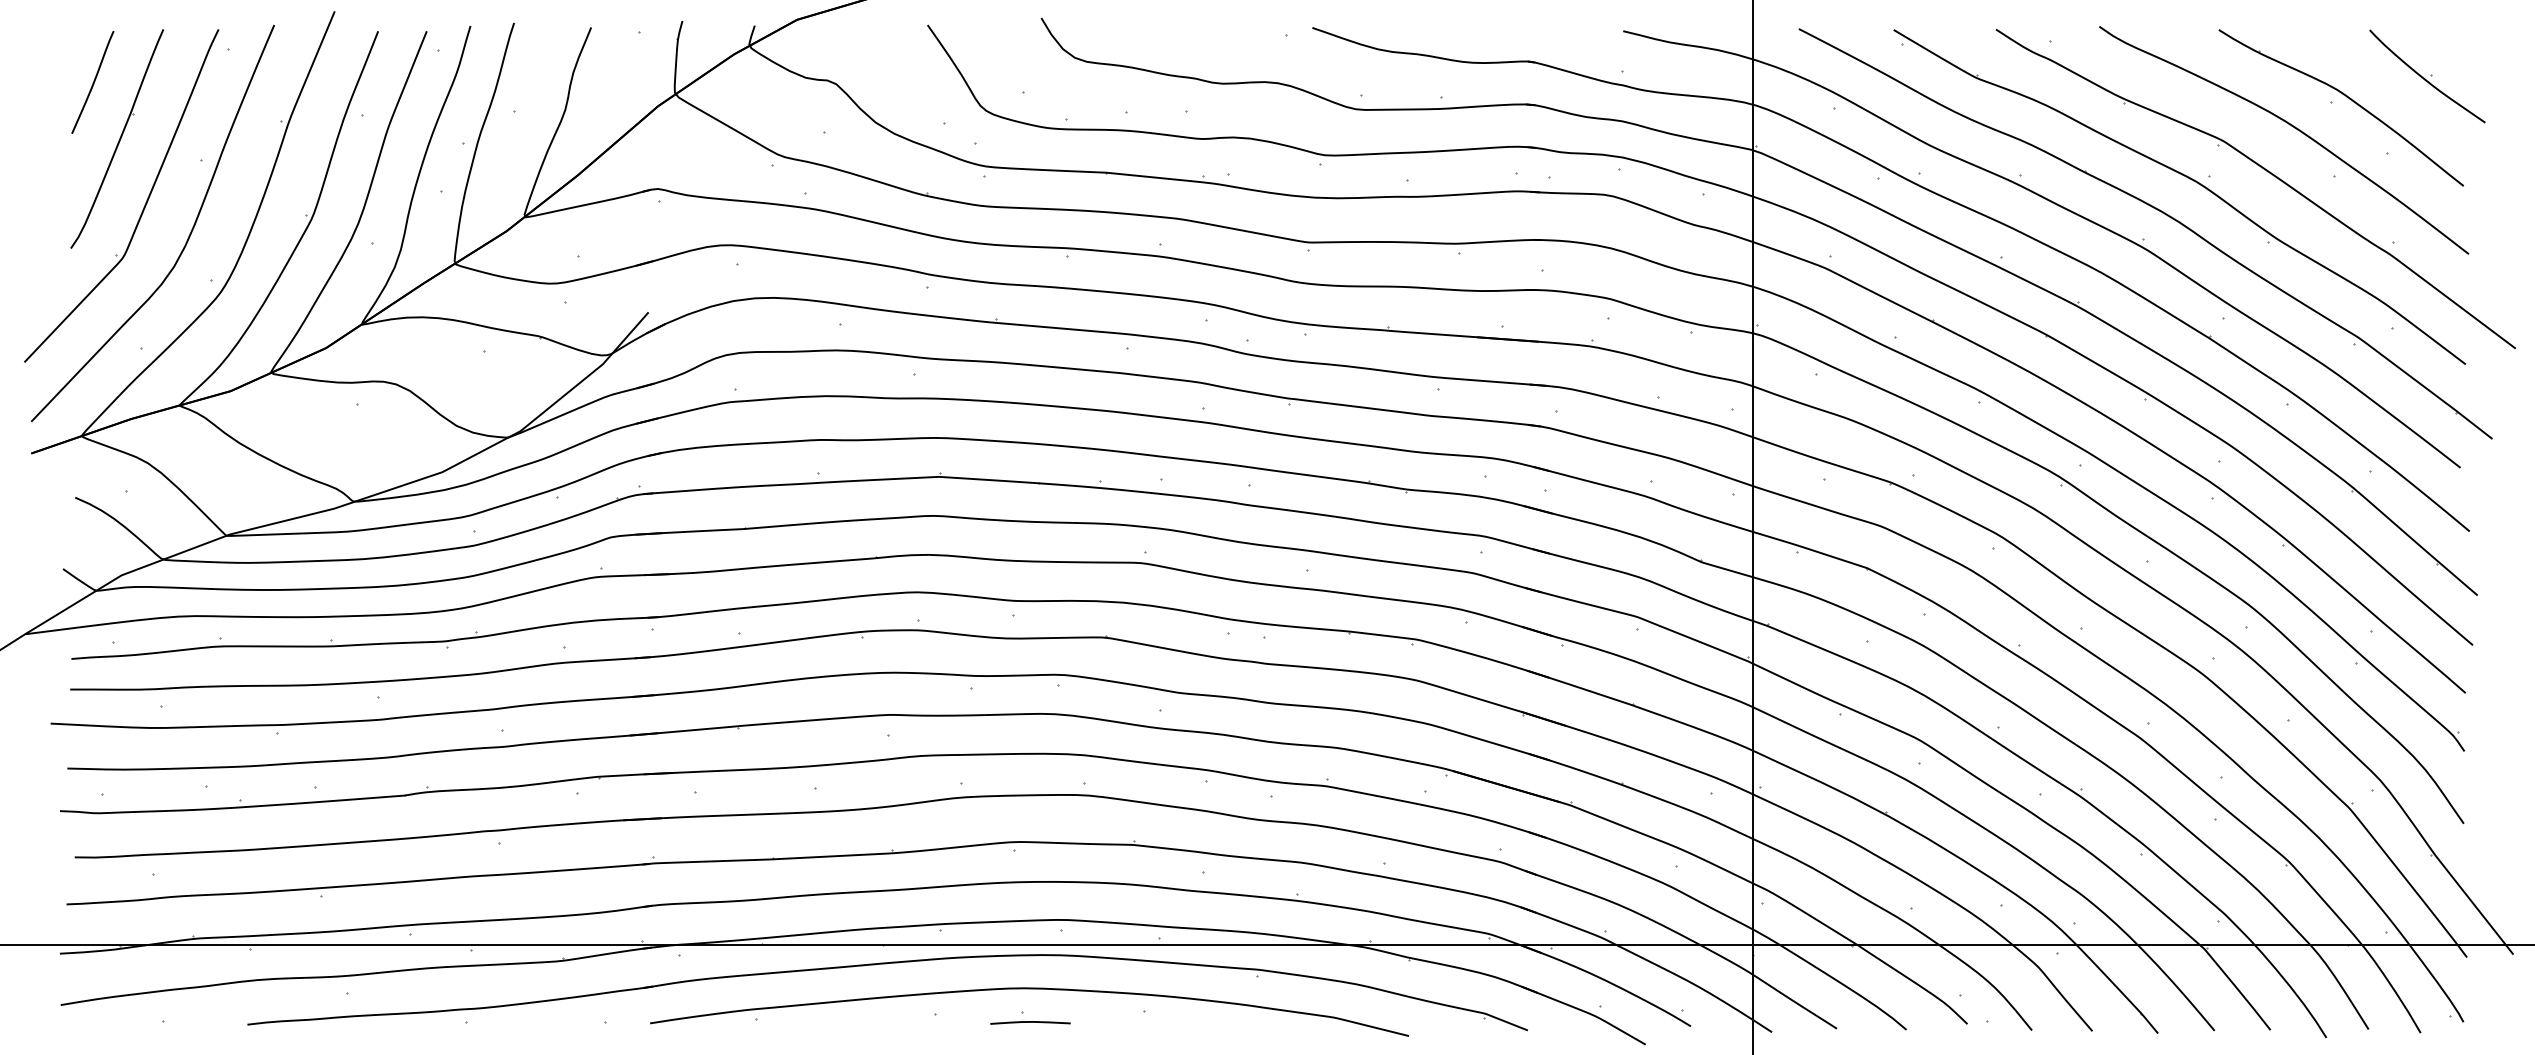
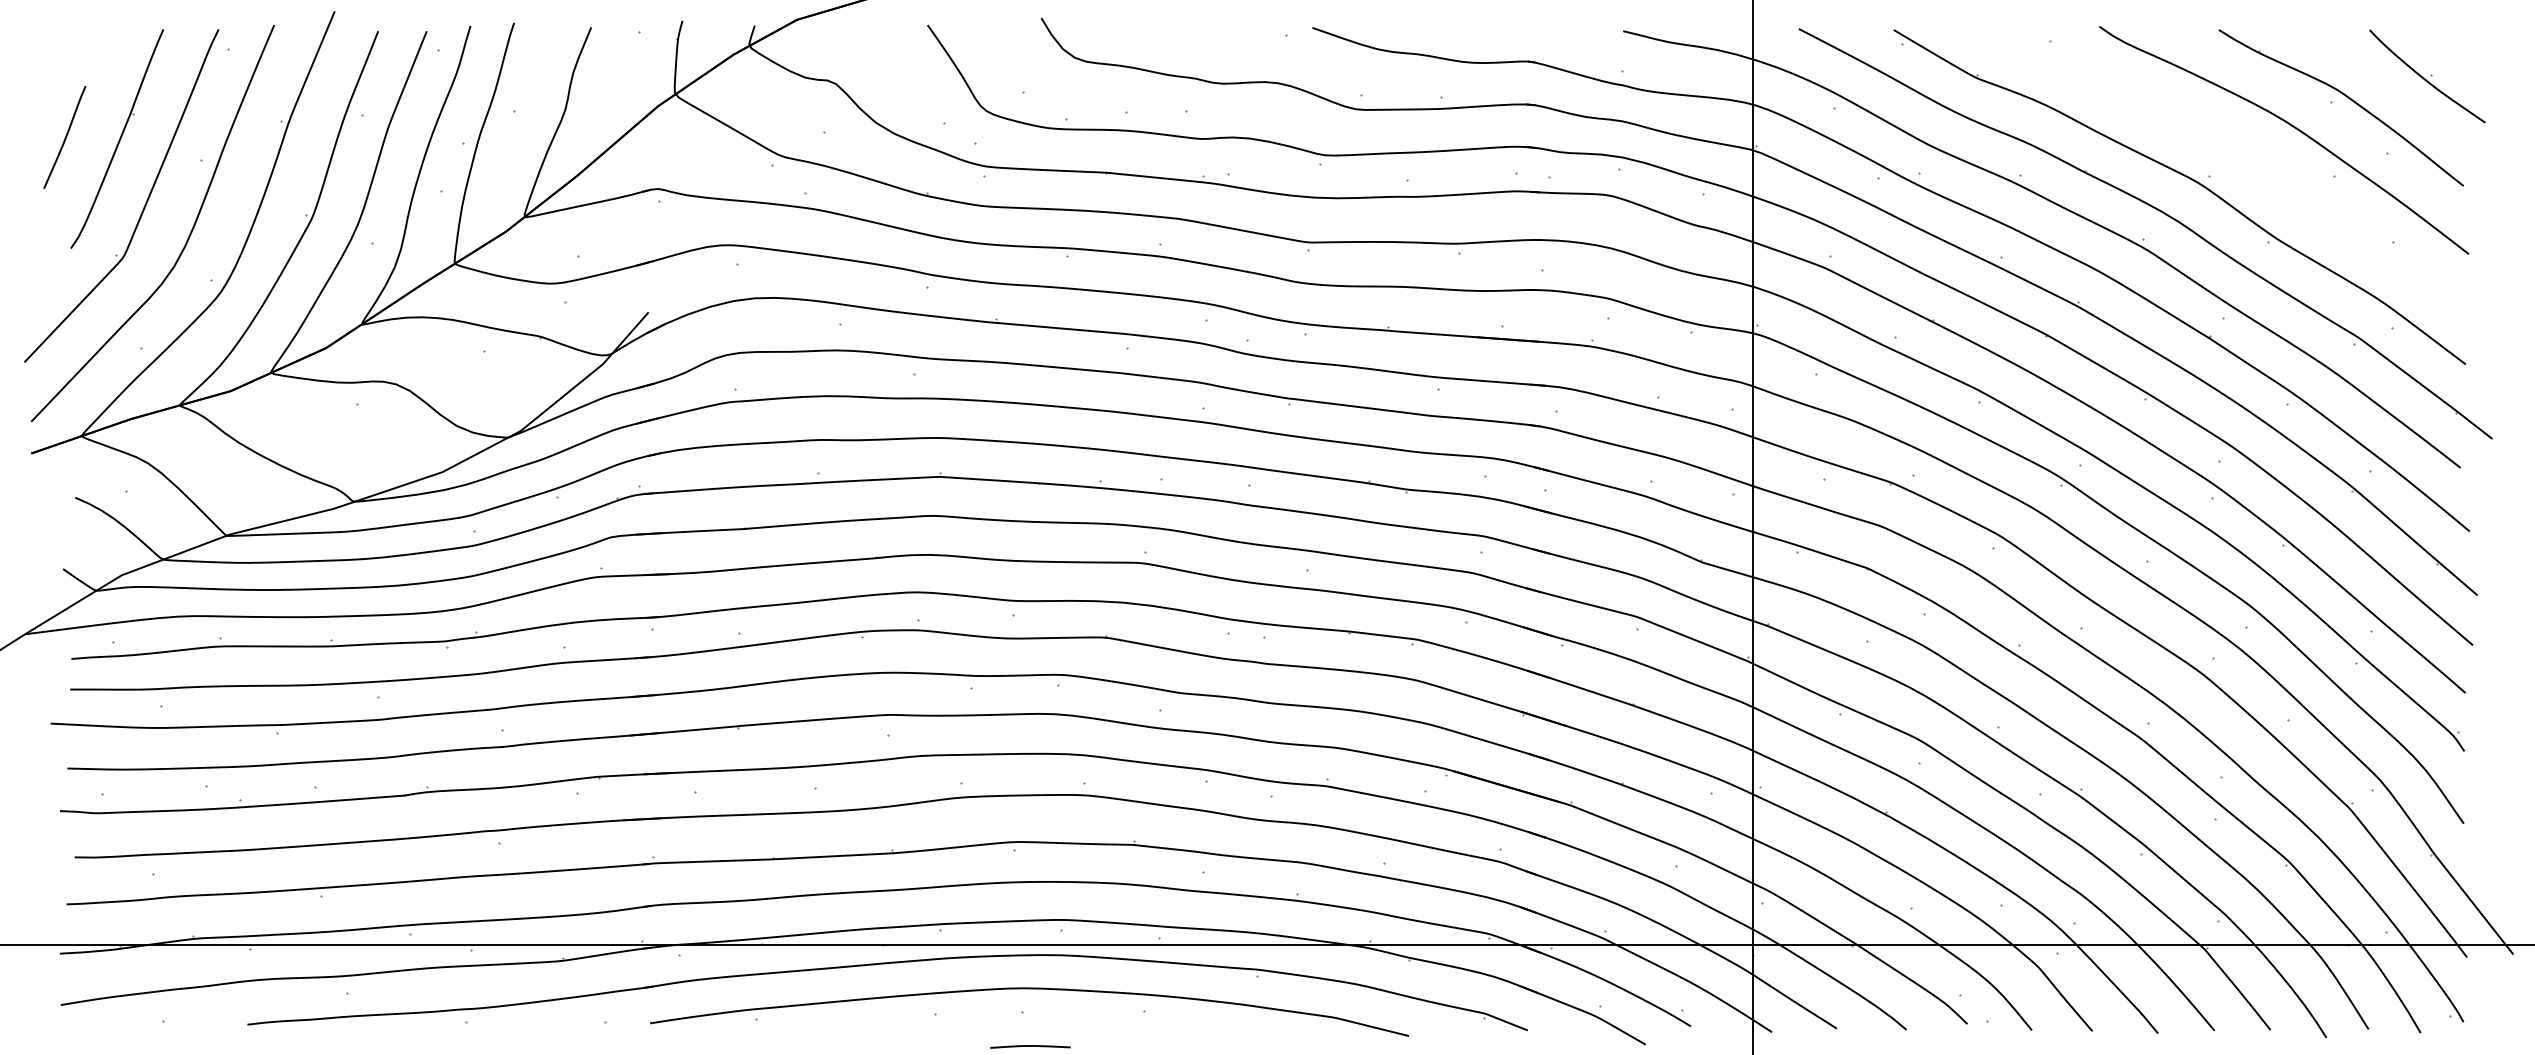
curve position: (93, 82) -> (65, 137) (65, 137)
part: present -> none (2267, 172)
line position: (1030, 1022) -> (1030, 1046) (1030, 1046)
